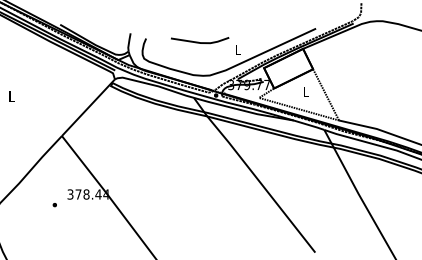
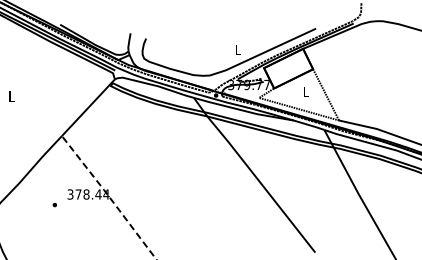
line: present -> none (200, 42)
line: solid -> dashed (109, 196)
